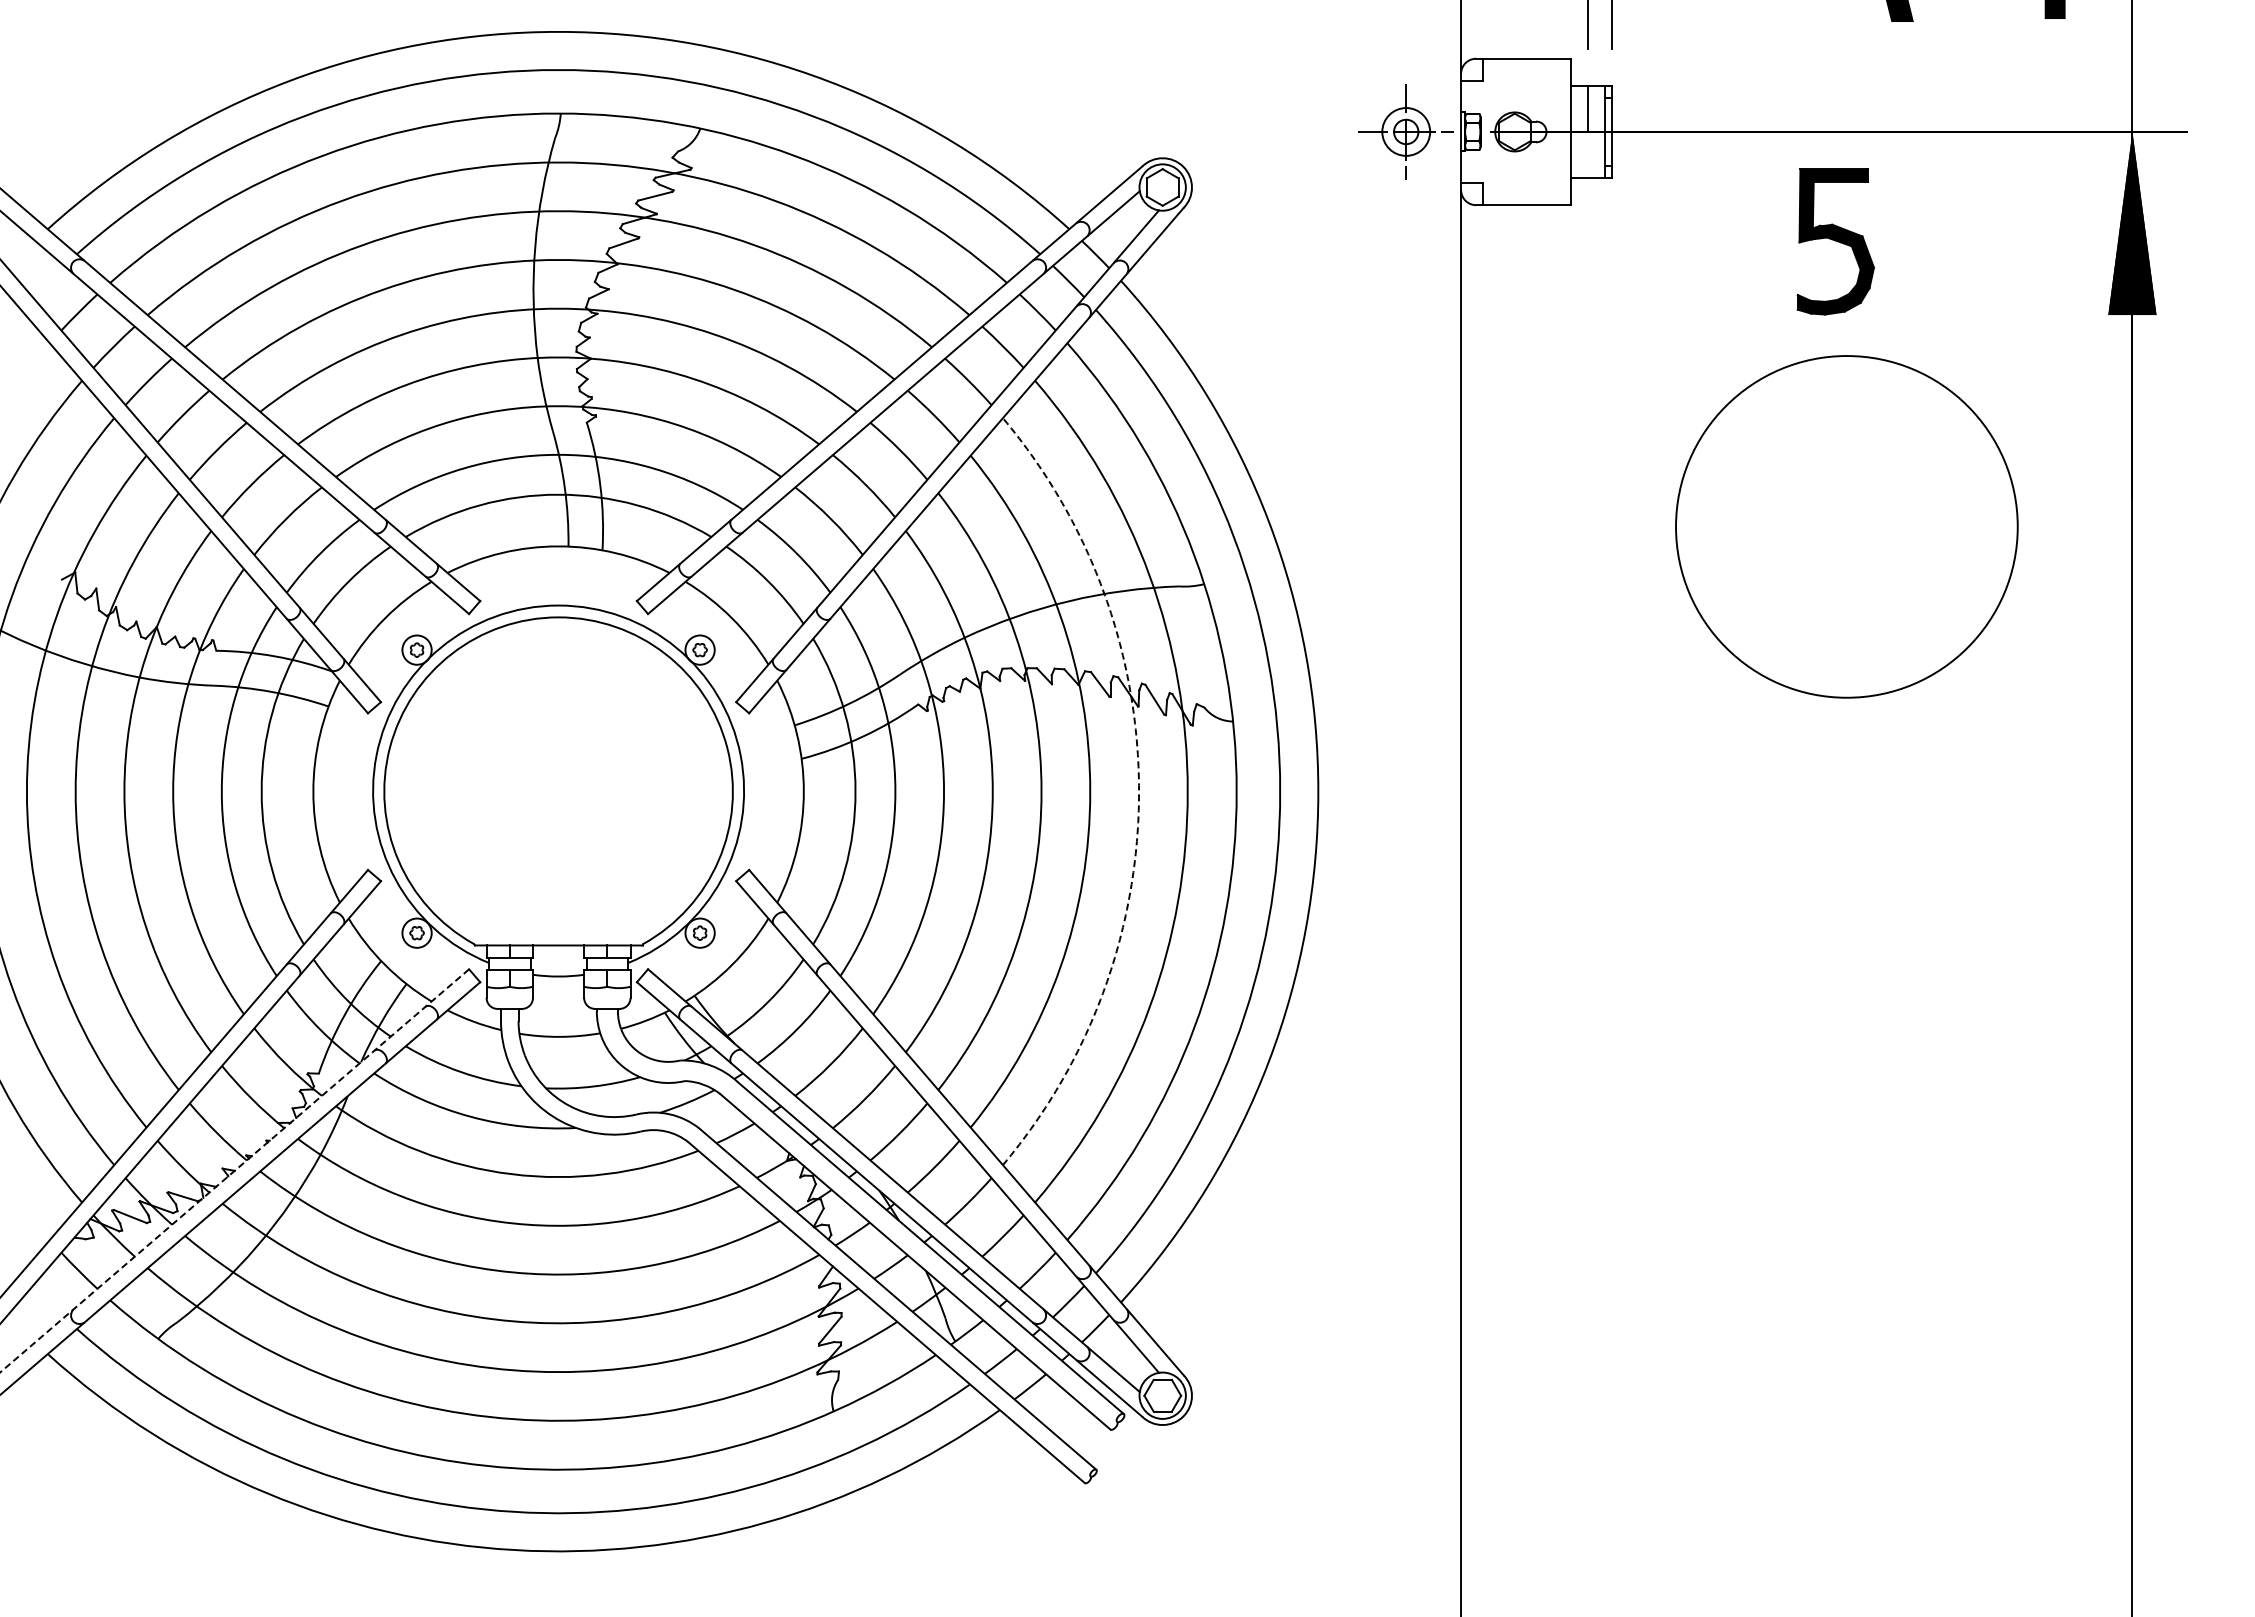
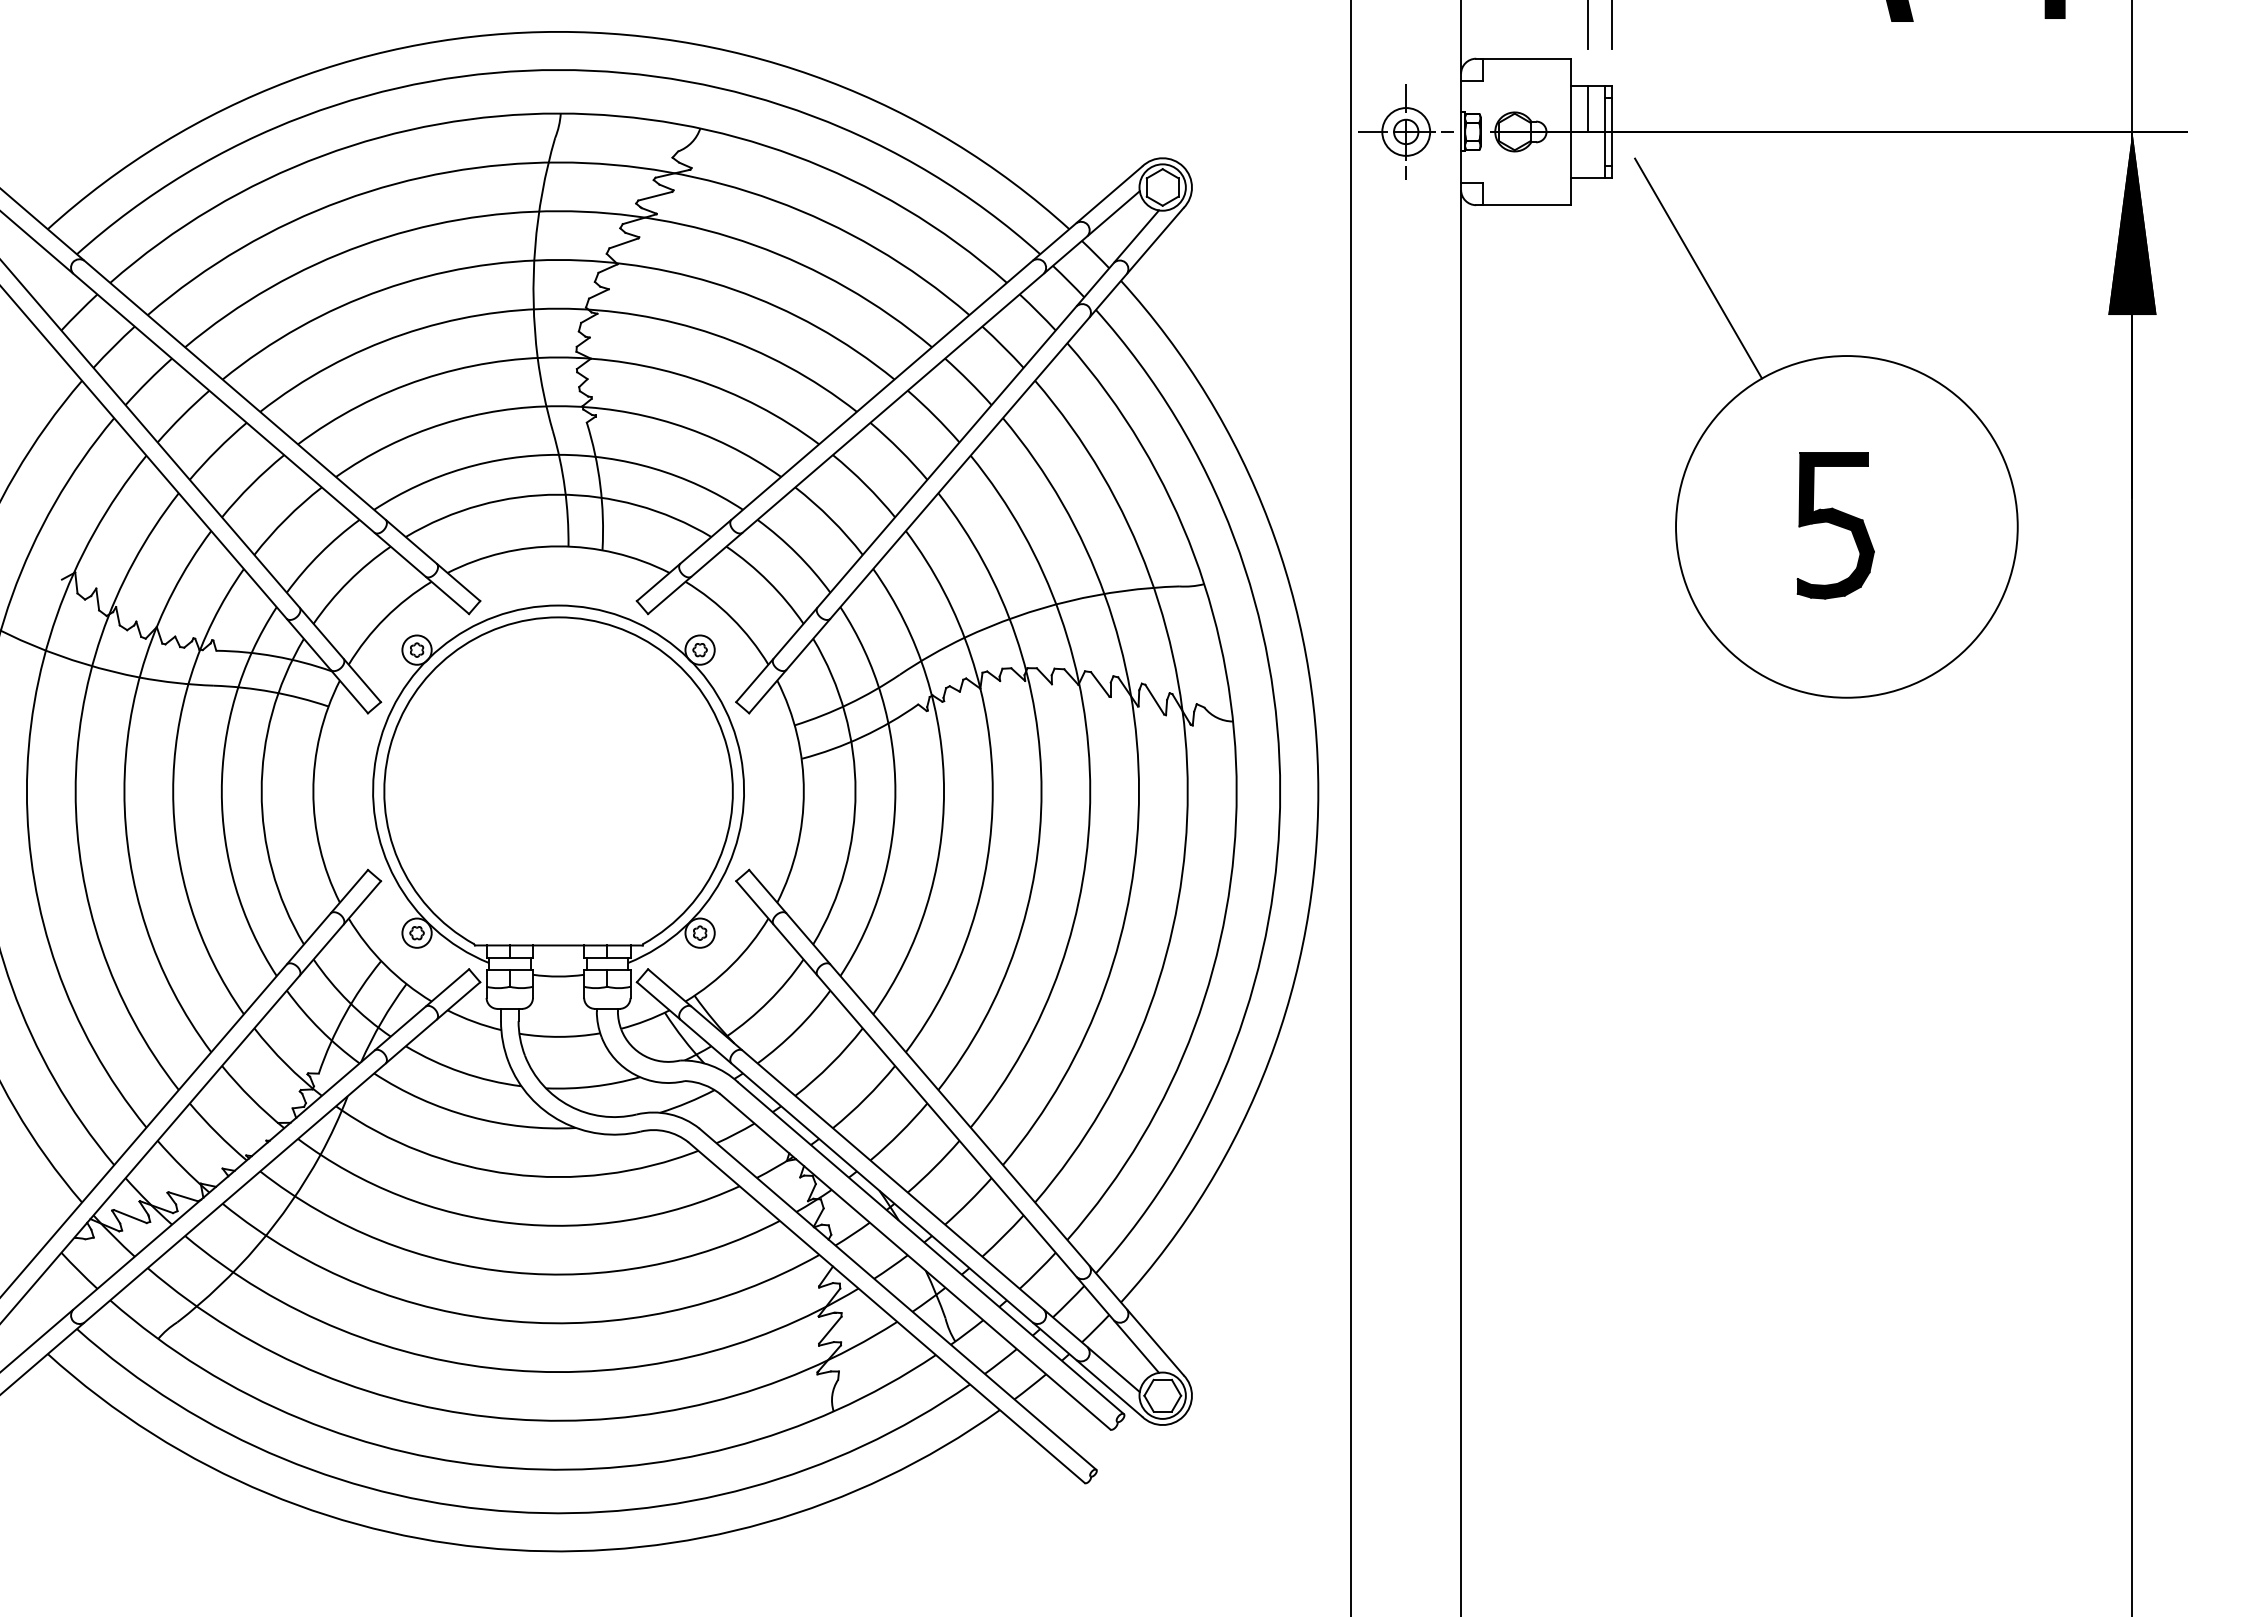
part position: (1835, 241) -> (1835, 525) (1835, 525)
line: none -> present (1698, 268)
arc: dashed -> solid (1139, 791)
line: none -> present (1350, 807)
line: dashed -> solid (234, 1171)
